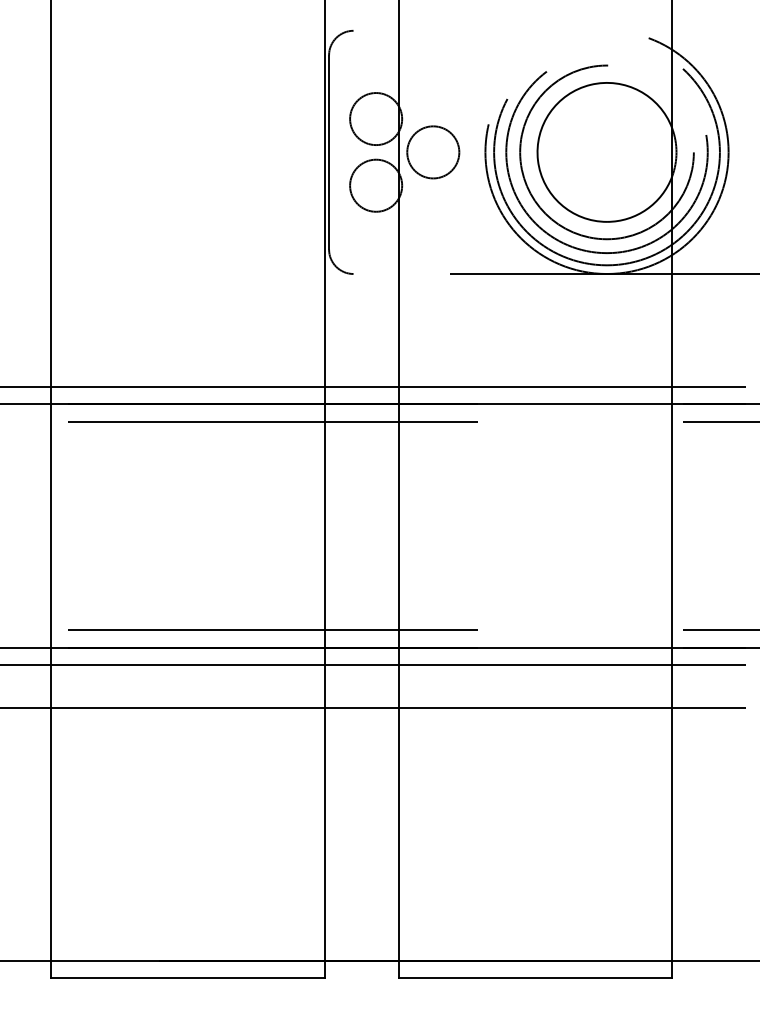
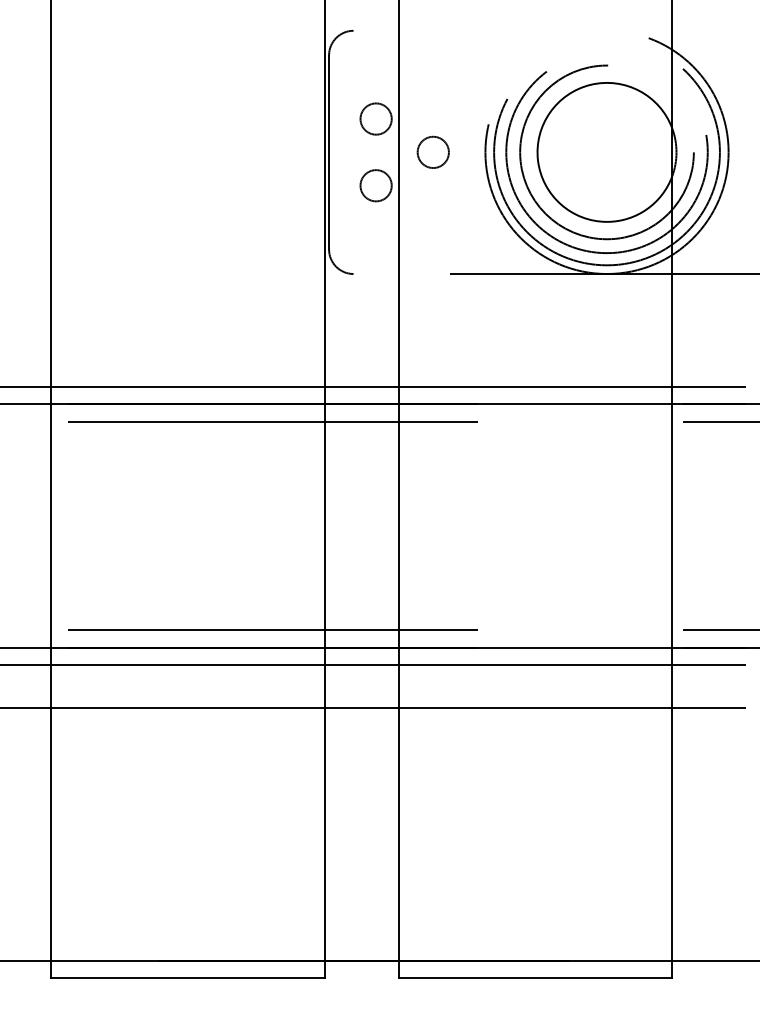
circle diameter: 52 px -> 31 px (375, 118)
circle diameter: 52 px -> 31 px (432, 152)
circle diameter: 52 px -> 31 px (375, 185)
